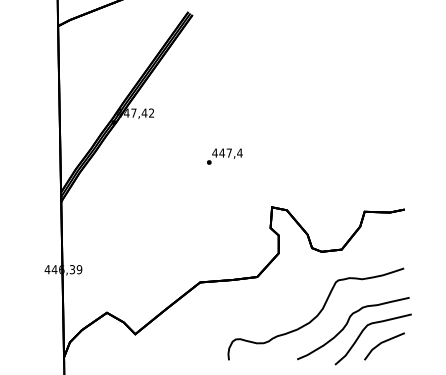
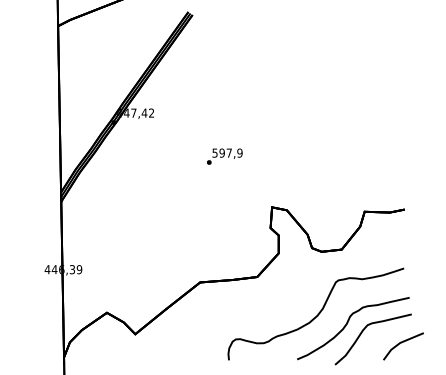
text: 447,4 -> 597,9 (227, 152)
part position: (384, 346) -> (403, 346) (403, 346)
